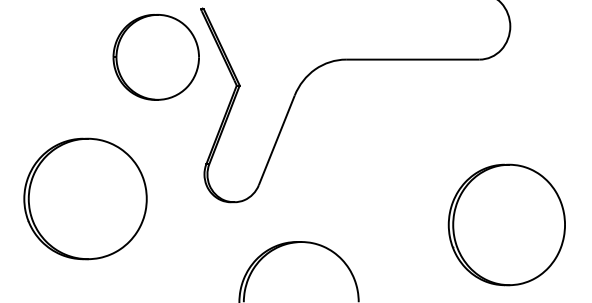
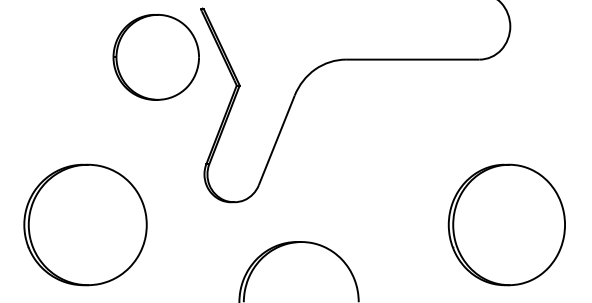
part position: (85, 198) -> (85, 224) (85, 224)
